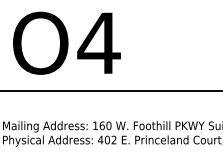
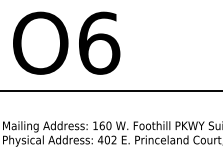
text: O4 -> O6 (98, 42)
